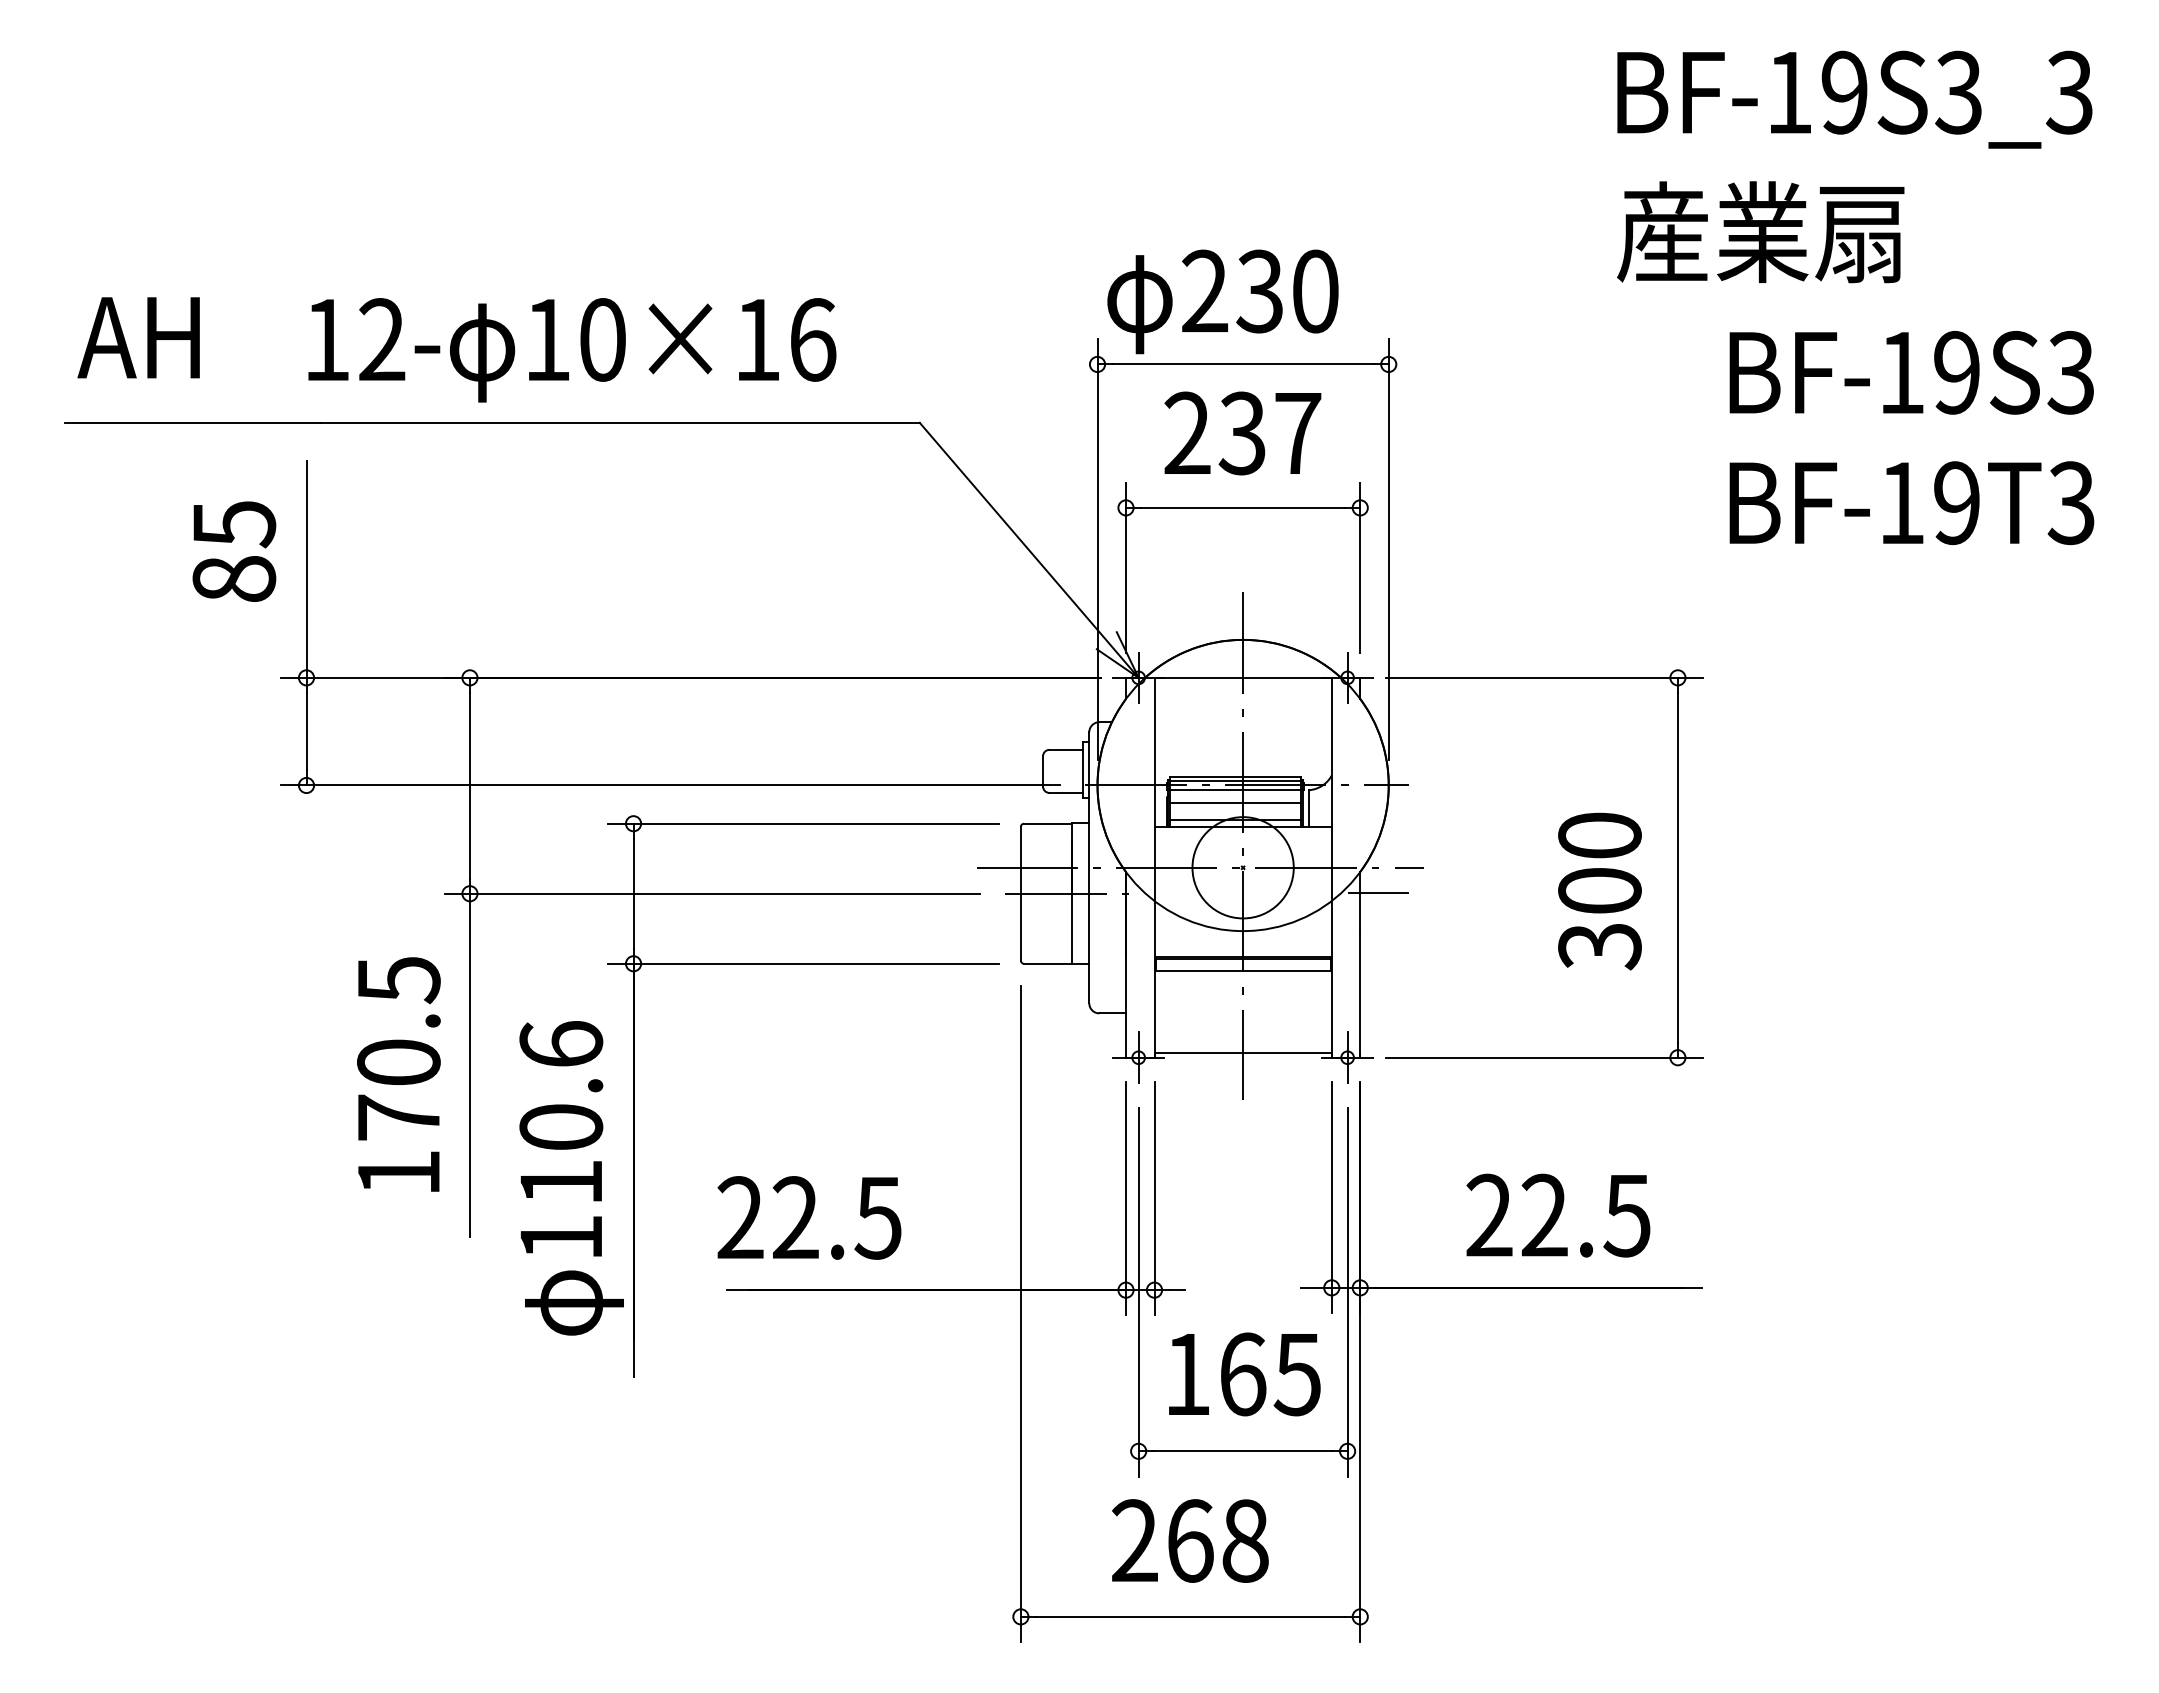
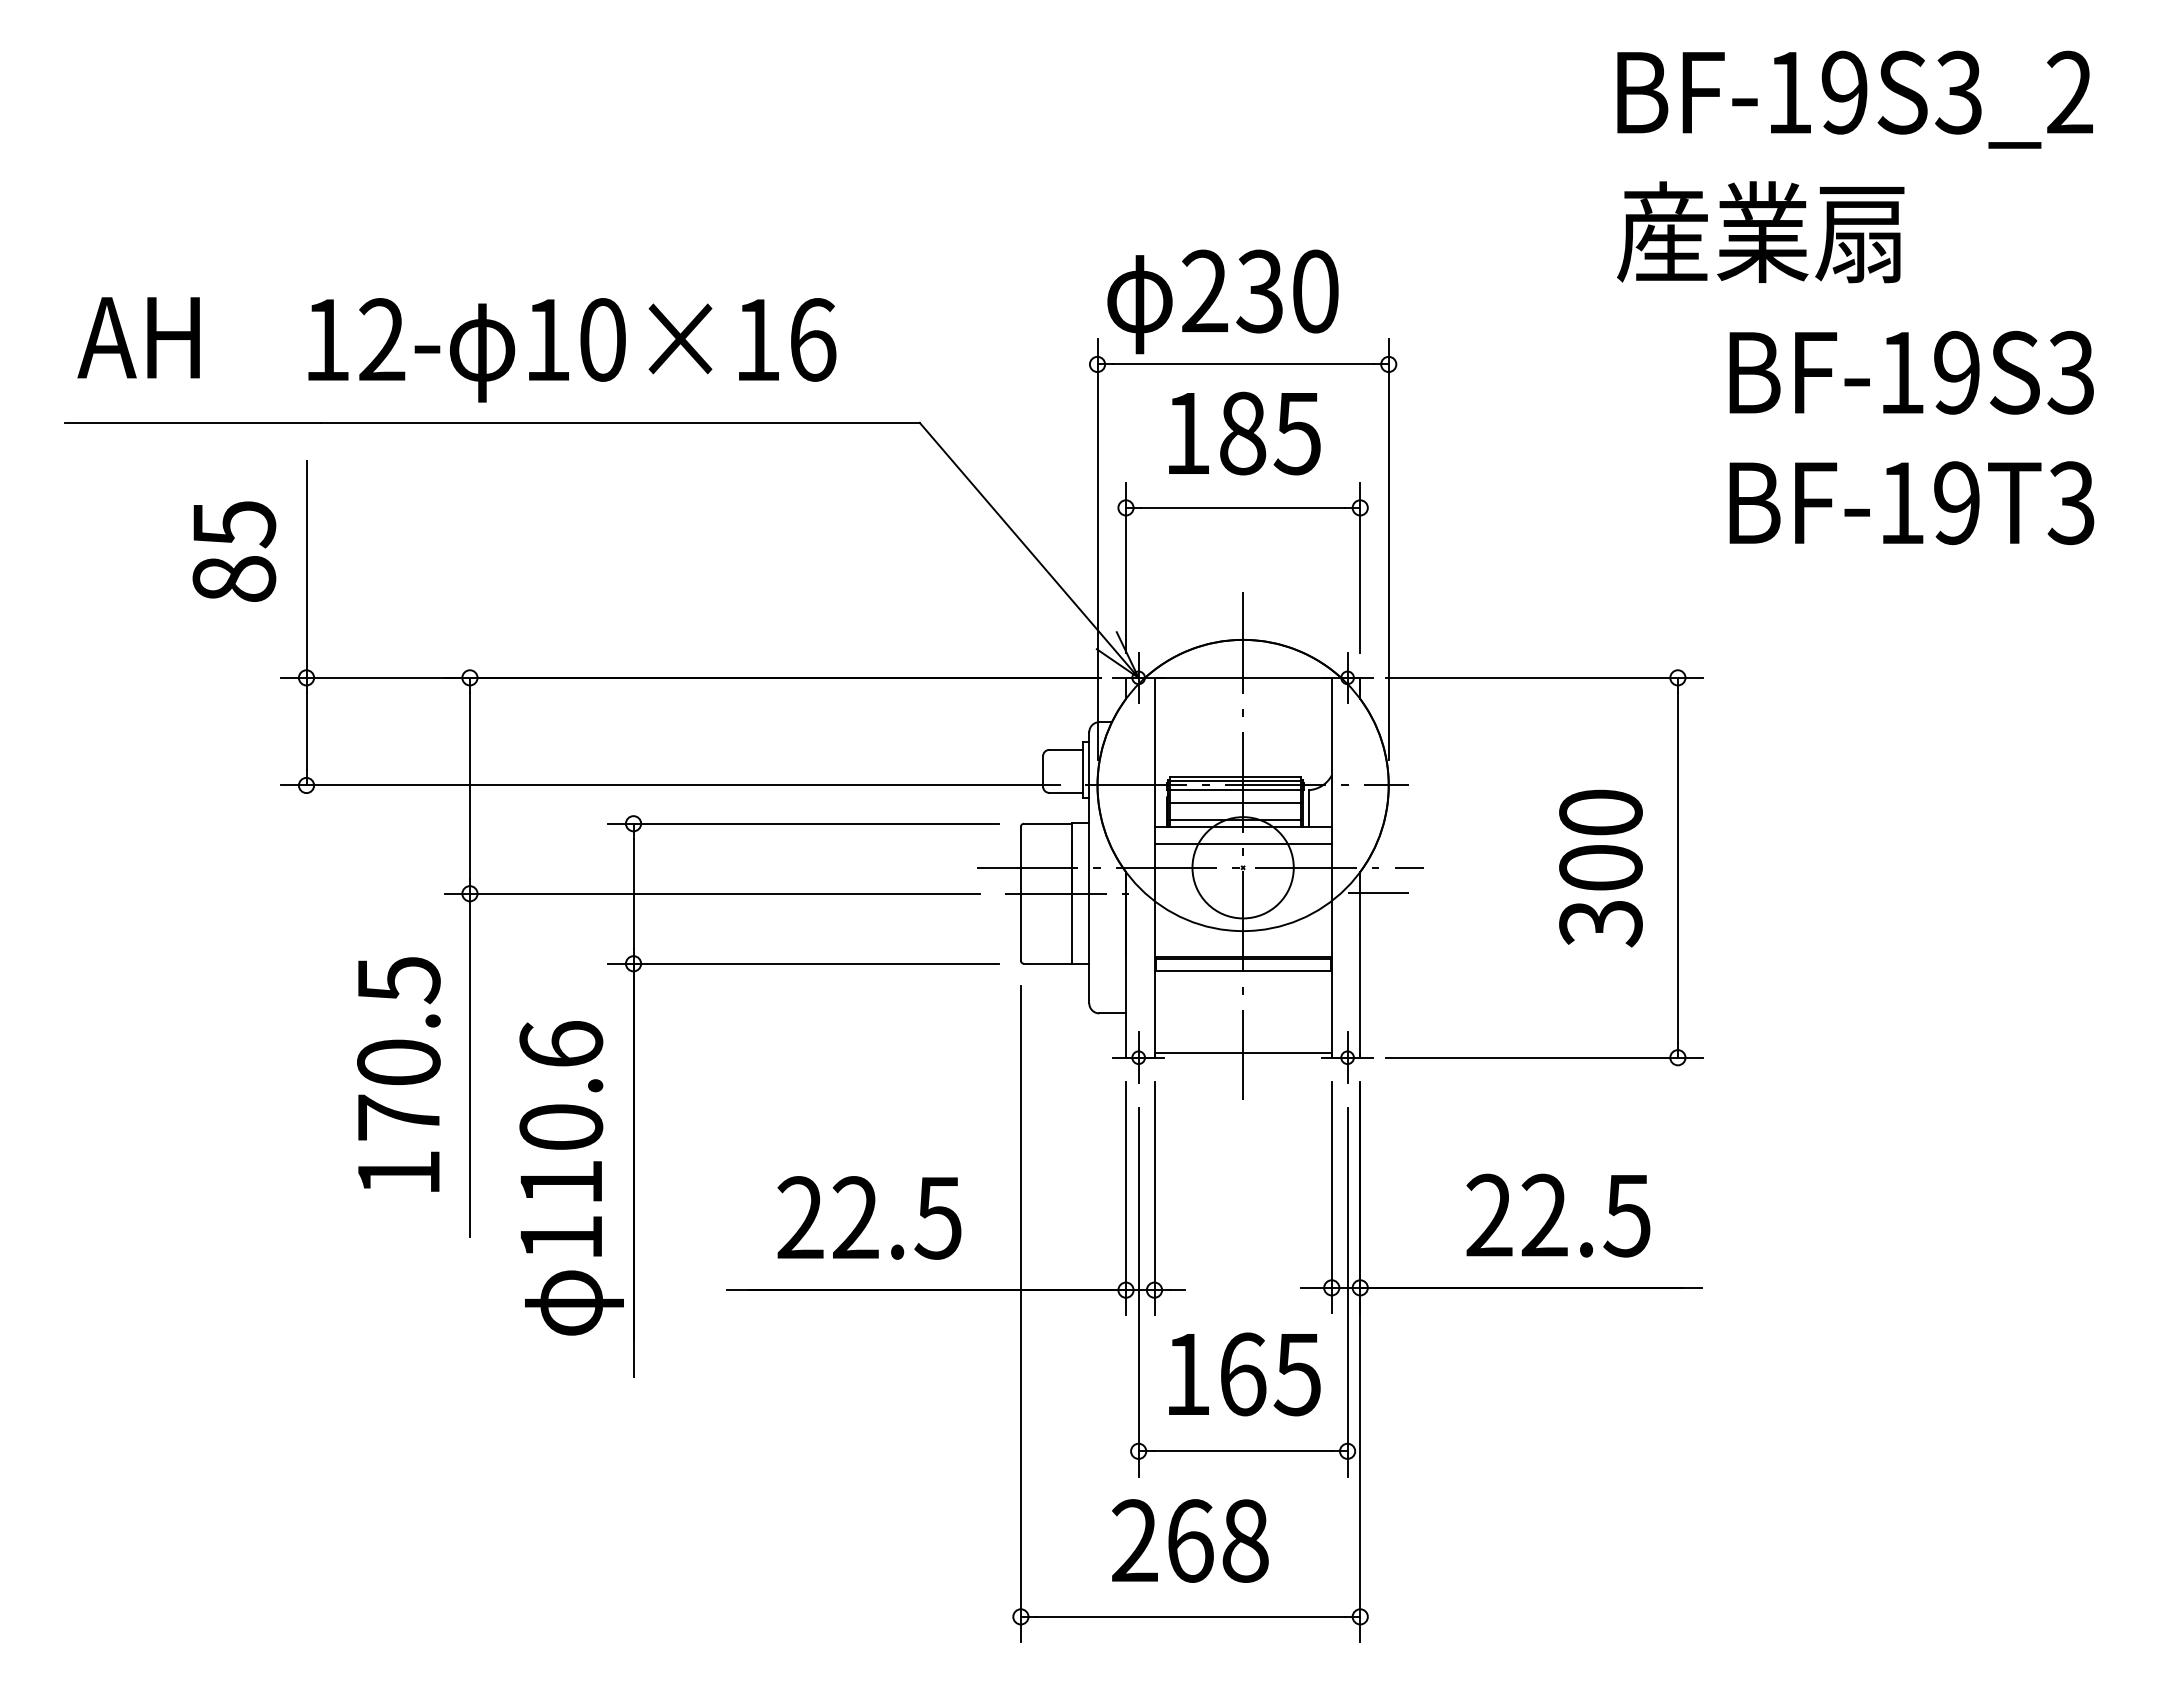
text: BF-19S3_3 -> BF-19S3_2 (2068, 92)
text: 237 -> 185 (1242, 433)
line: none -> present (1242, 844)
text position: (1599, 891) -> (1600, 868) (1600, 868)
text position: (809, 1217) -> (869, 1217) (869, 1217)
